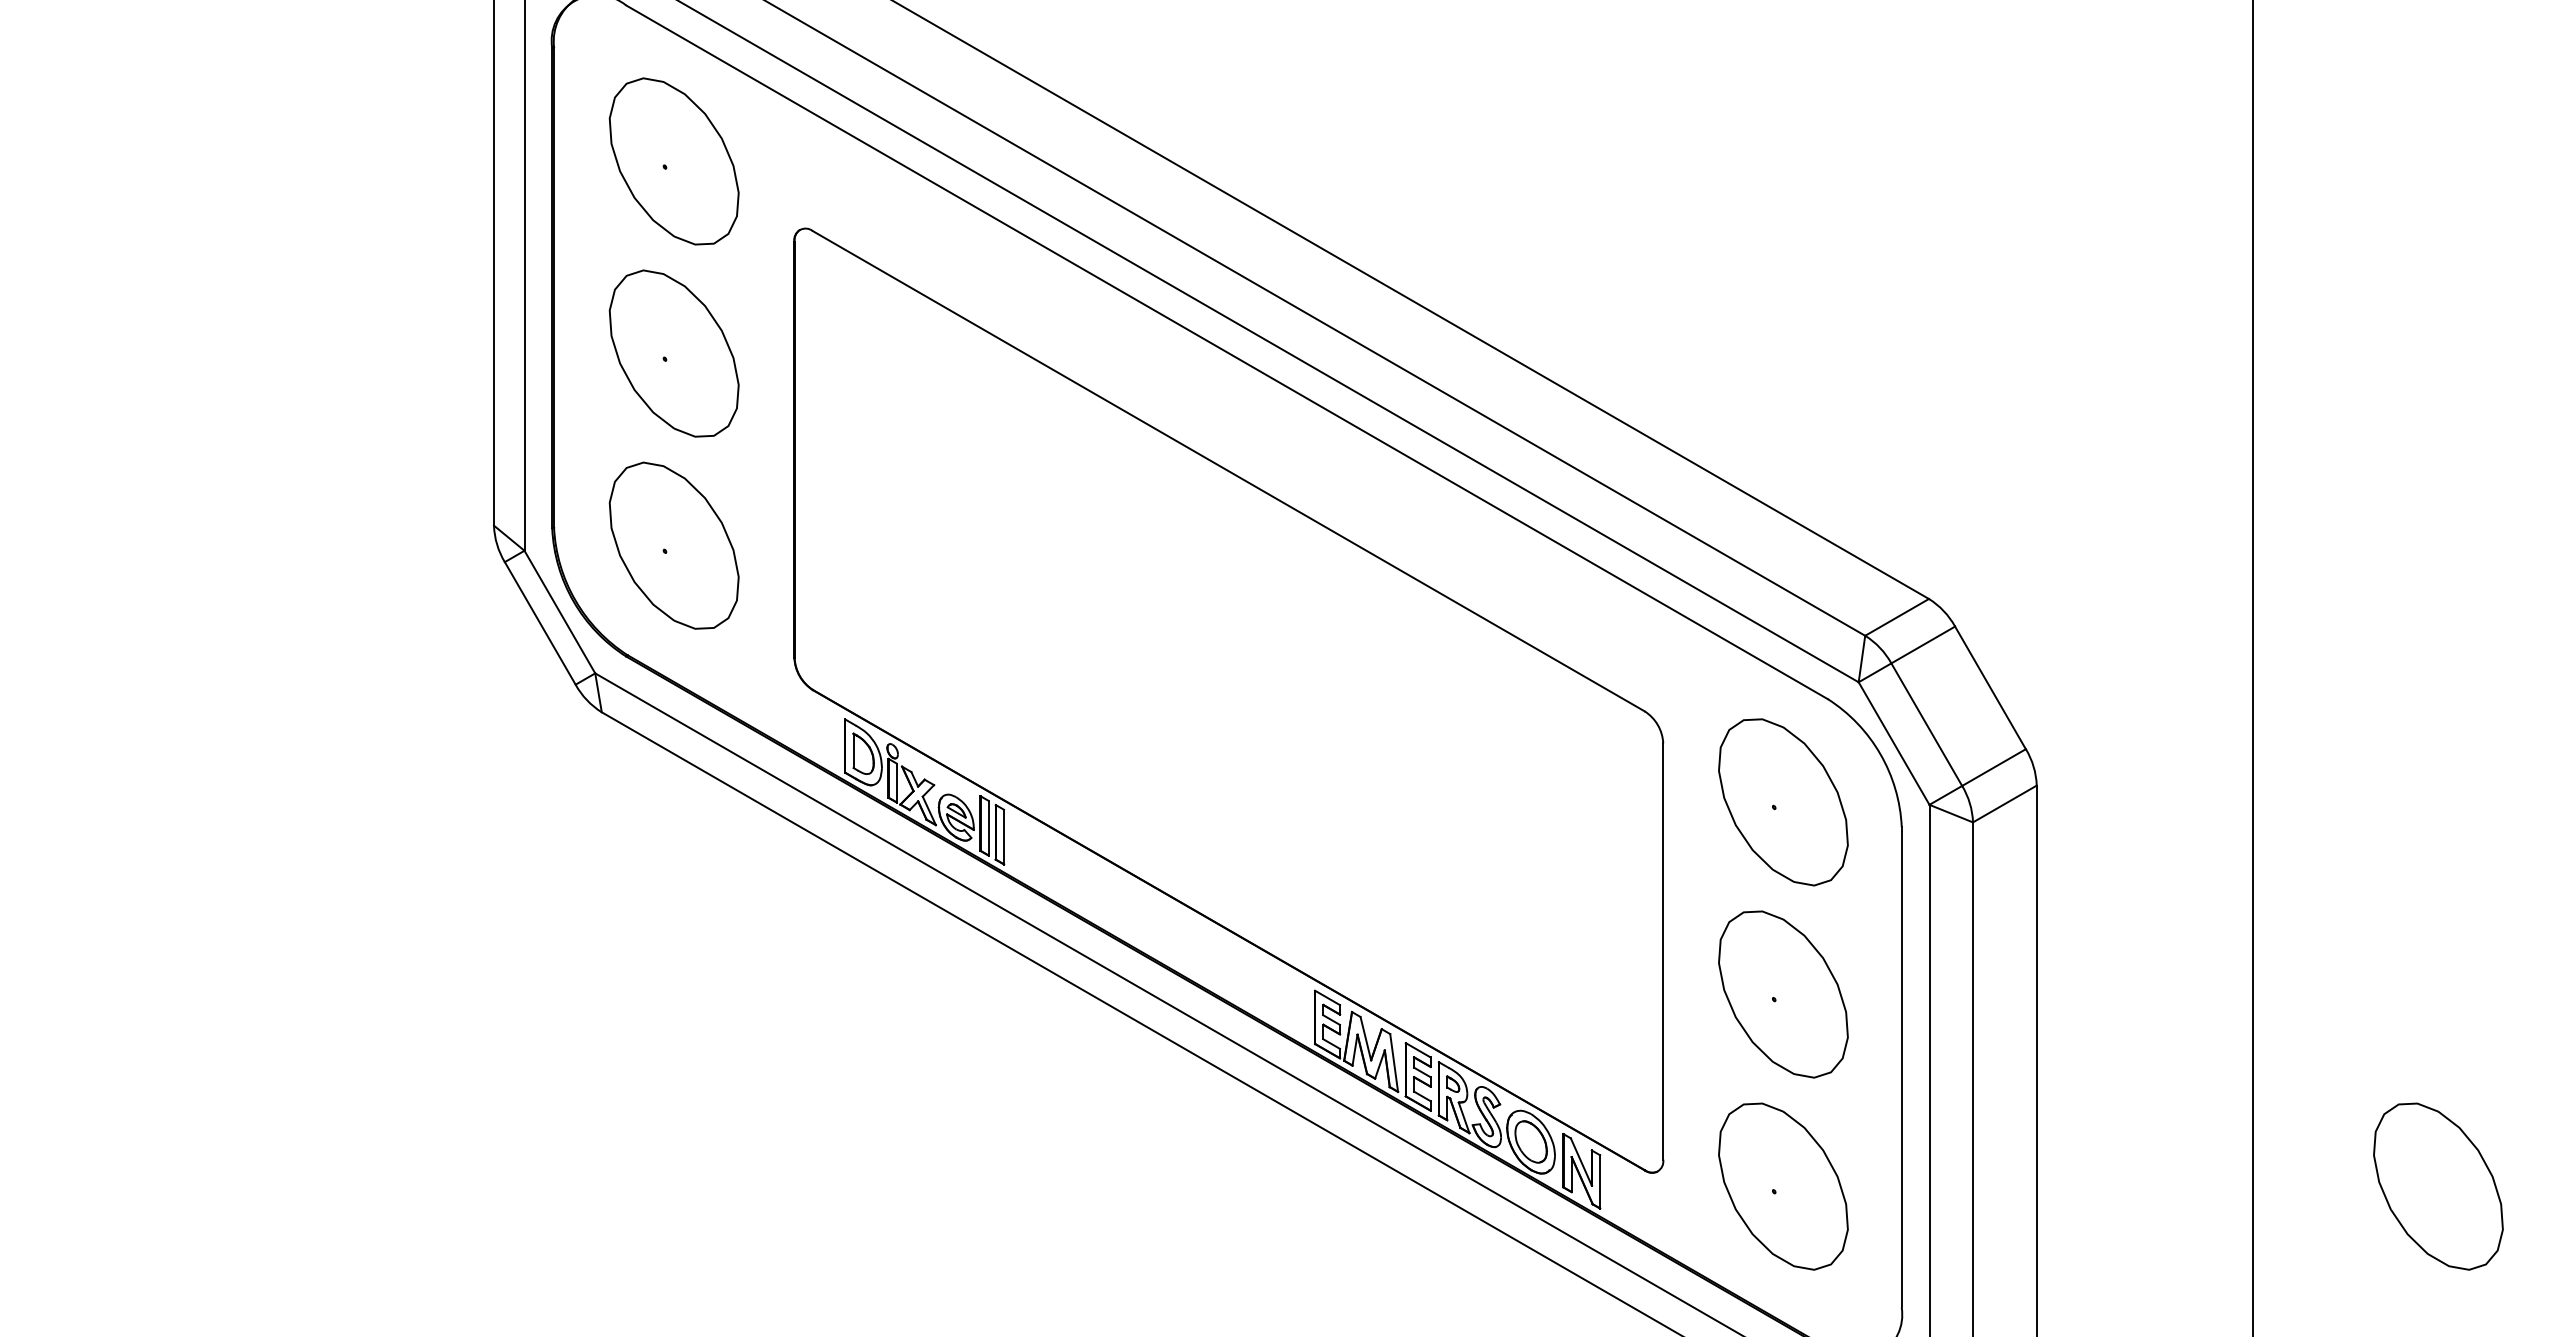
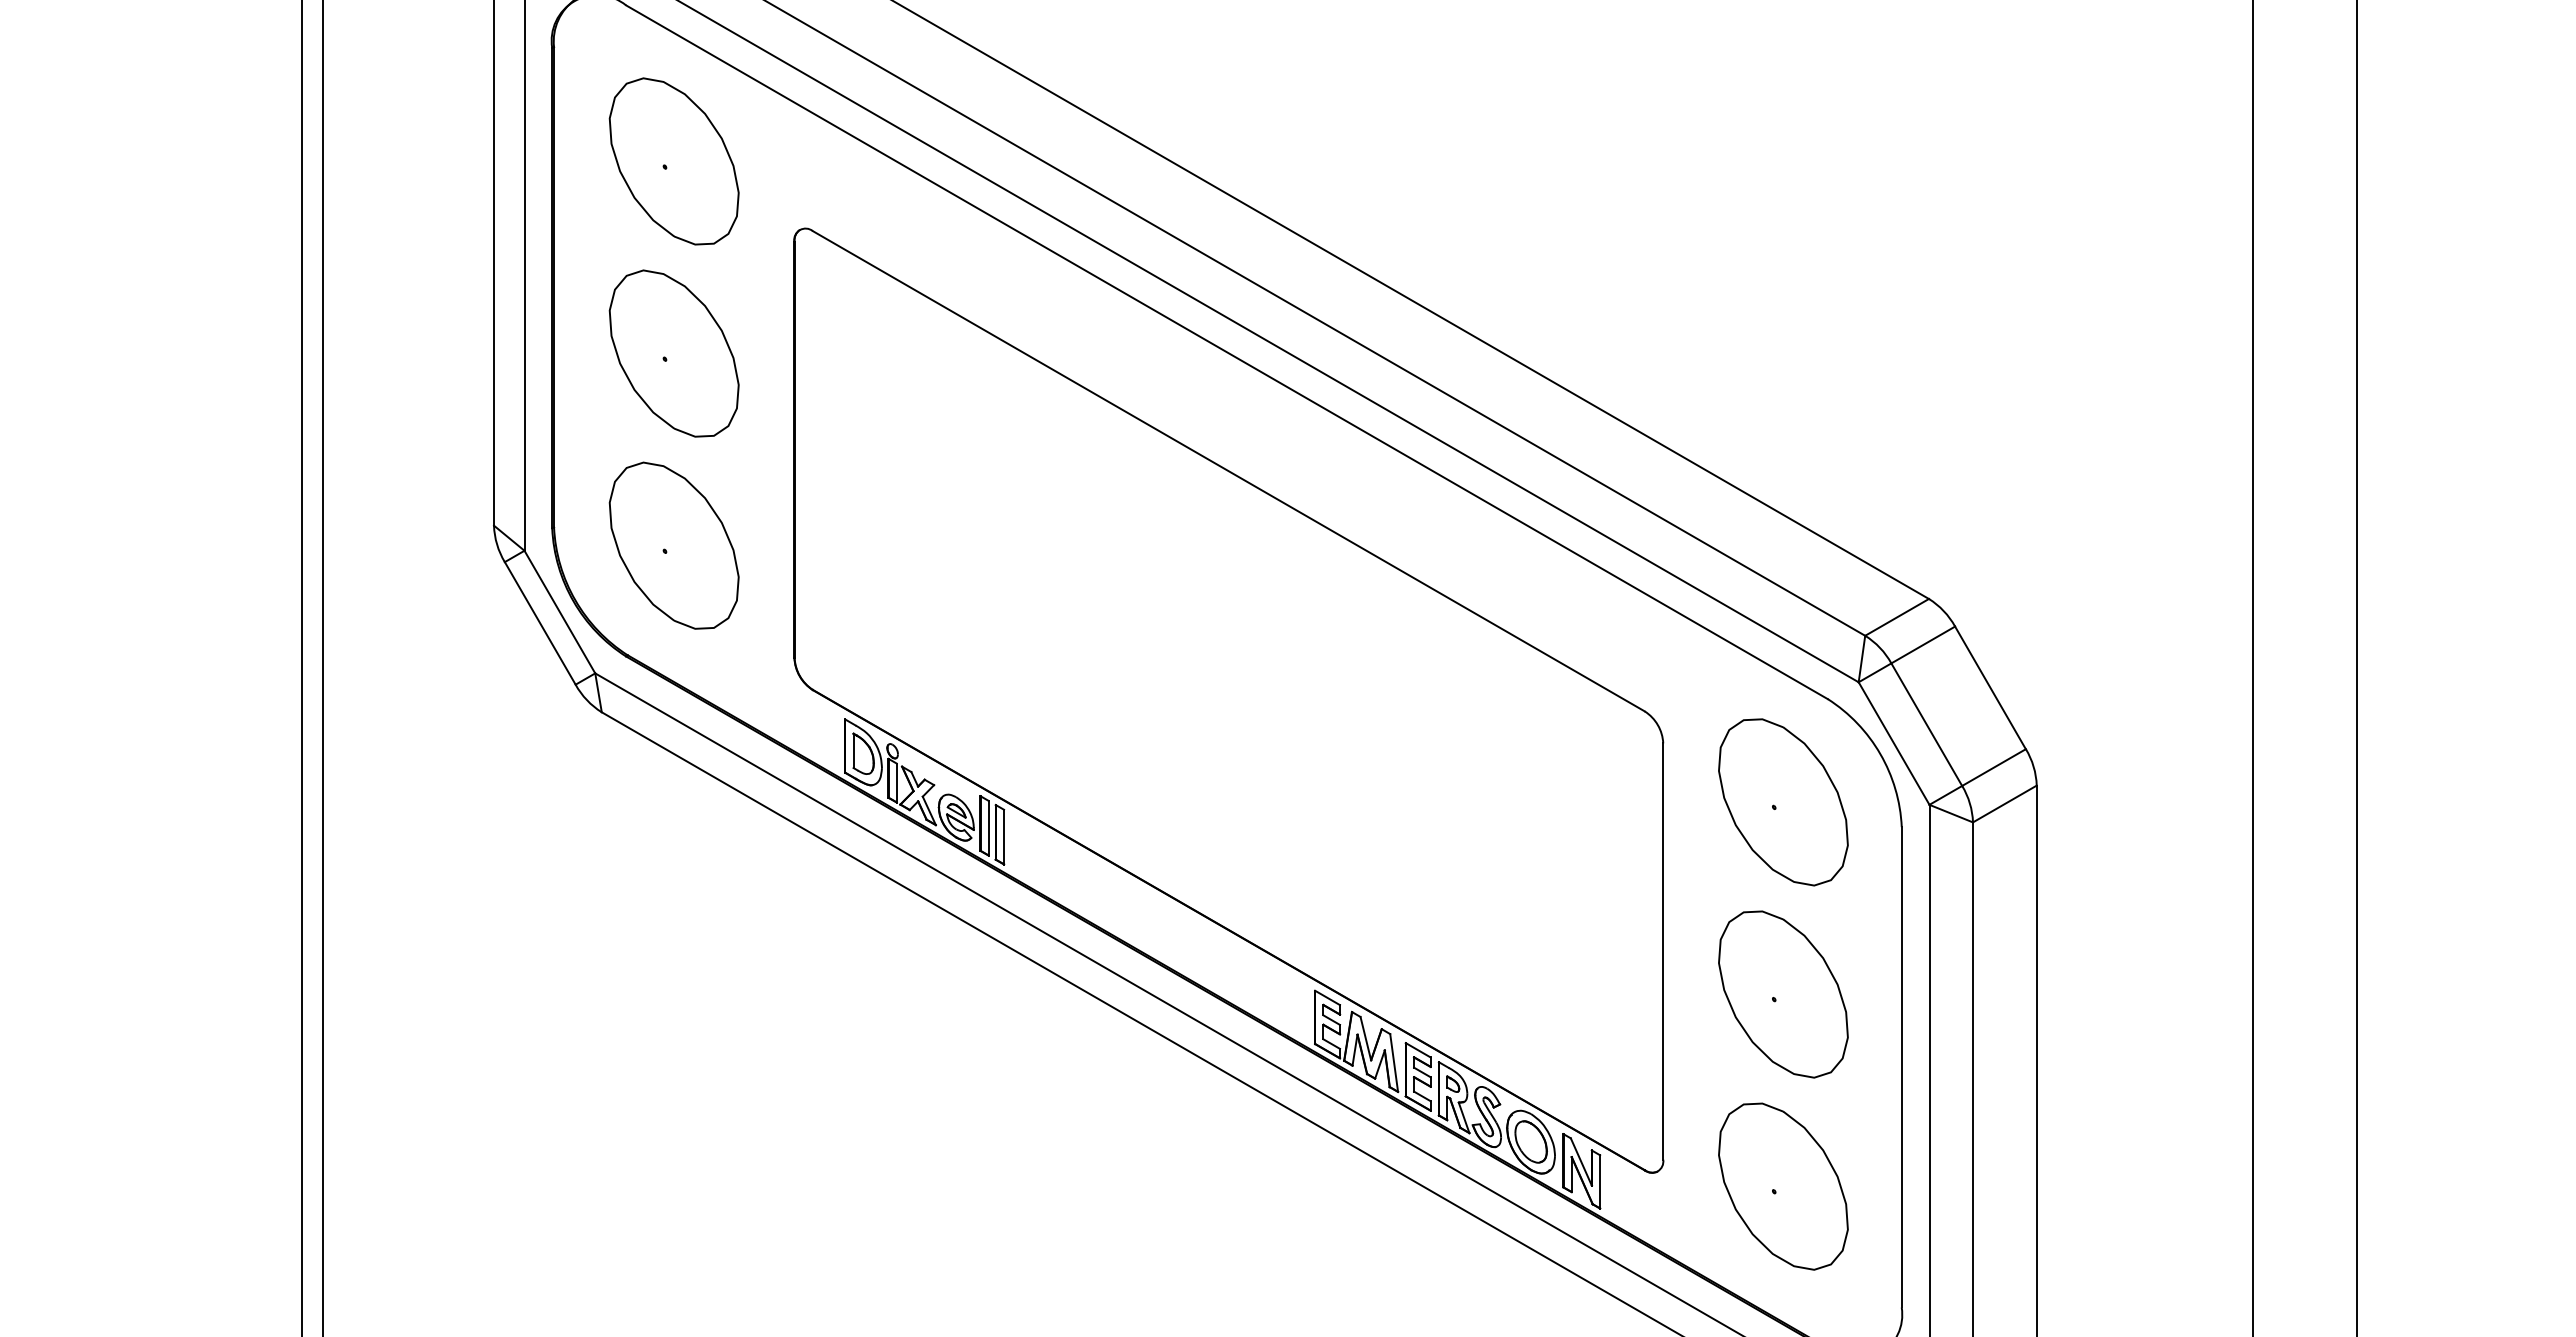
line: none -> present (301, 667)
line: none -> present (323, 667)
line: none -> present (2356, 667)
part: present -> none (2438, 1186)
